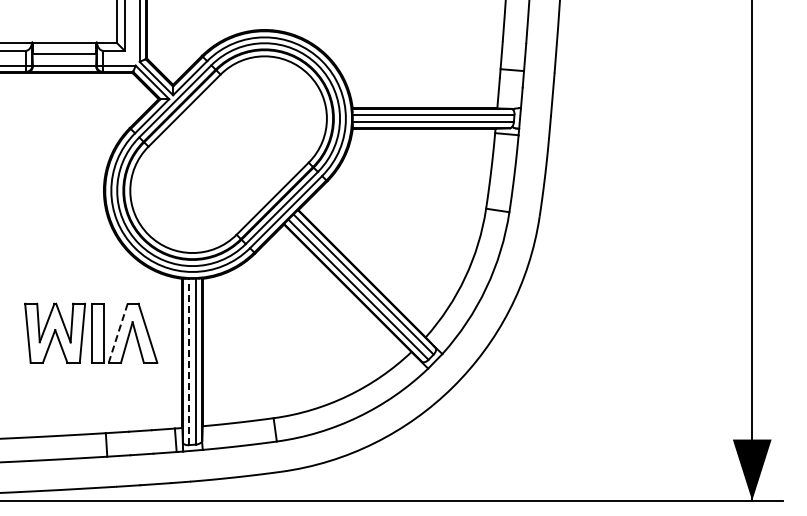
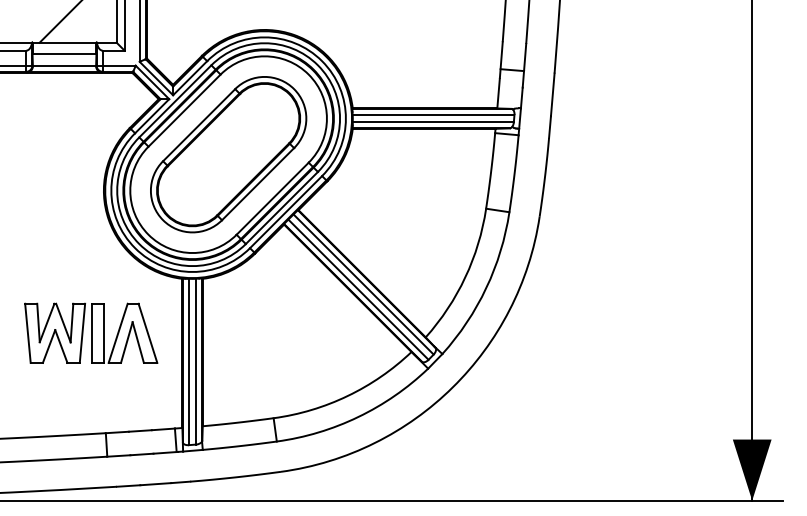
line: none -> present (59, 22)
part: none -> present (228, 154)
line: dashed -> solid (118, 333)
line: dashed -> solid (188, 361)
